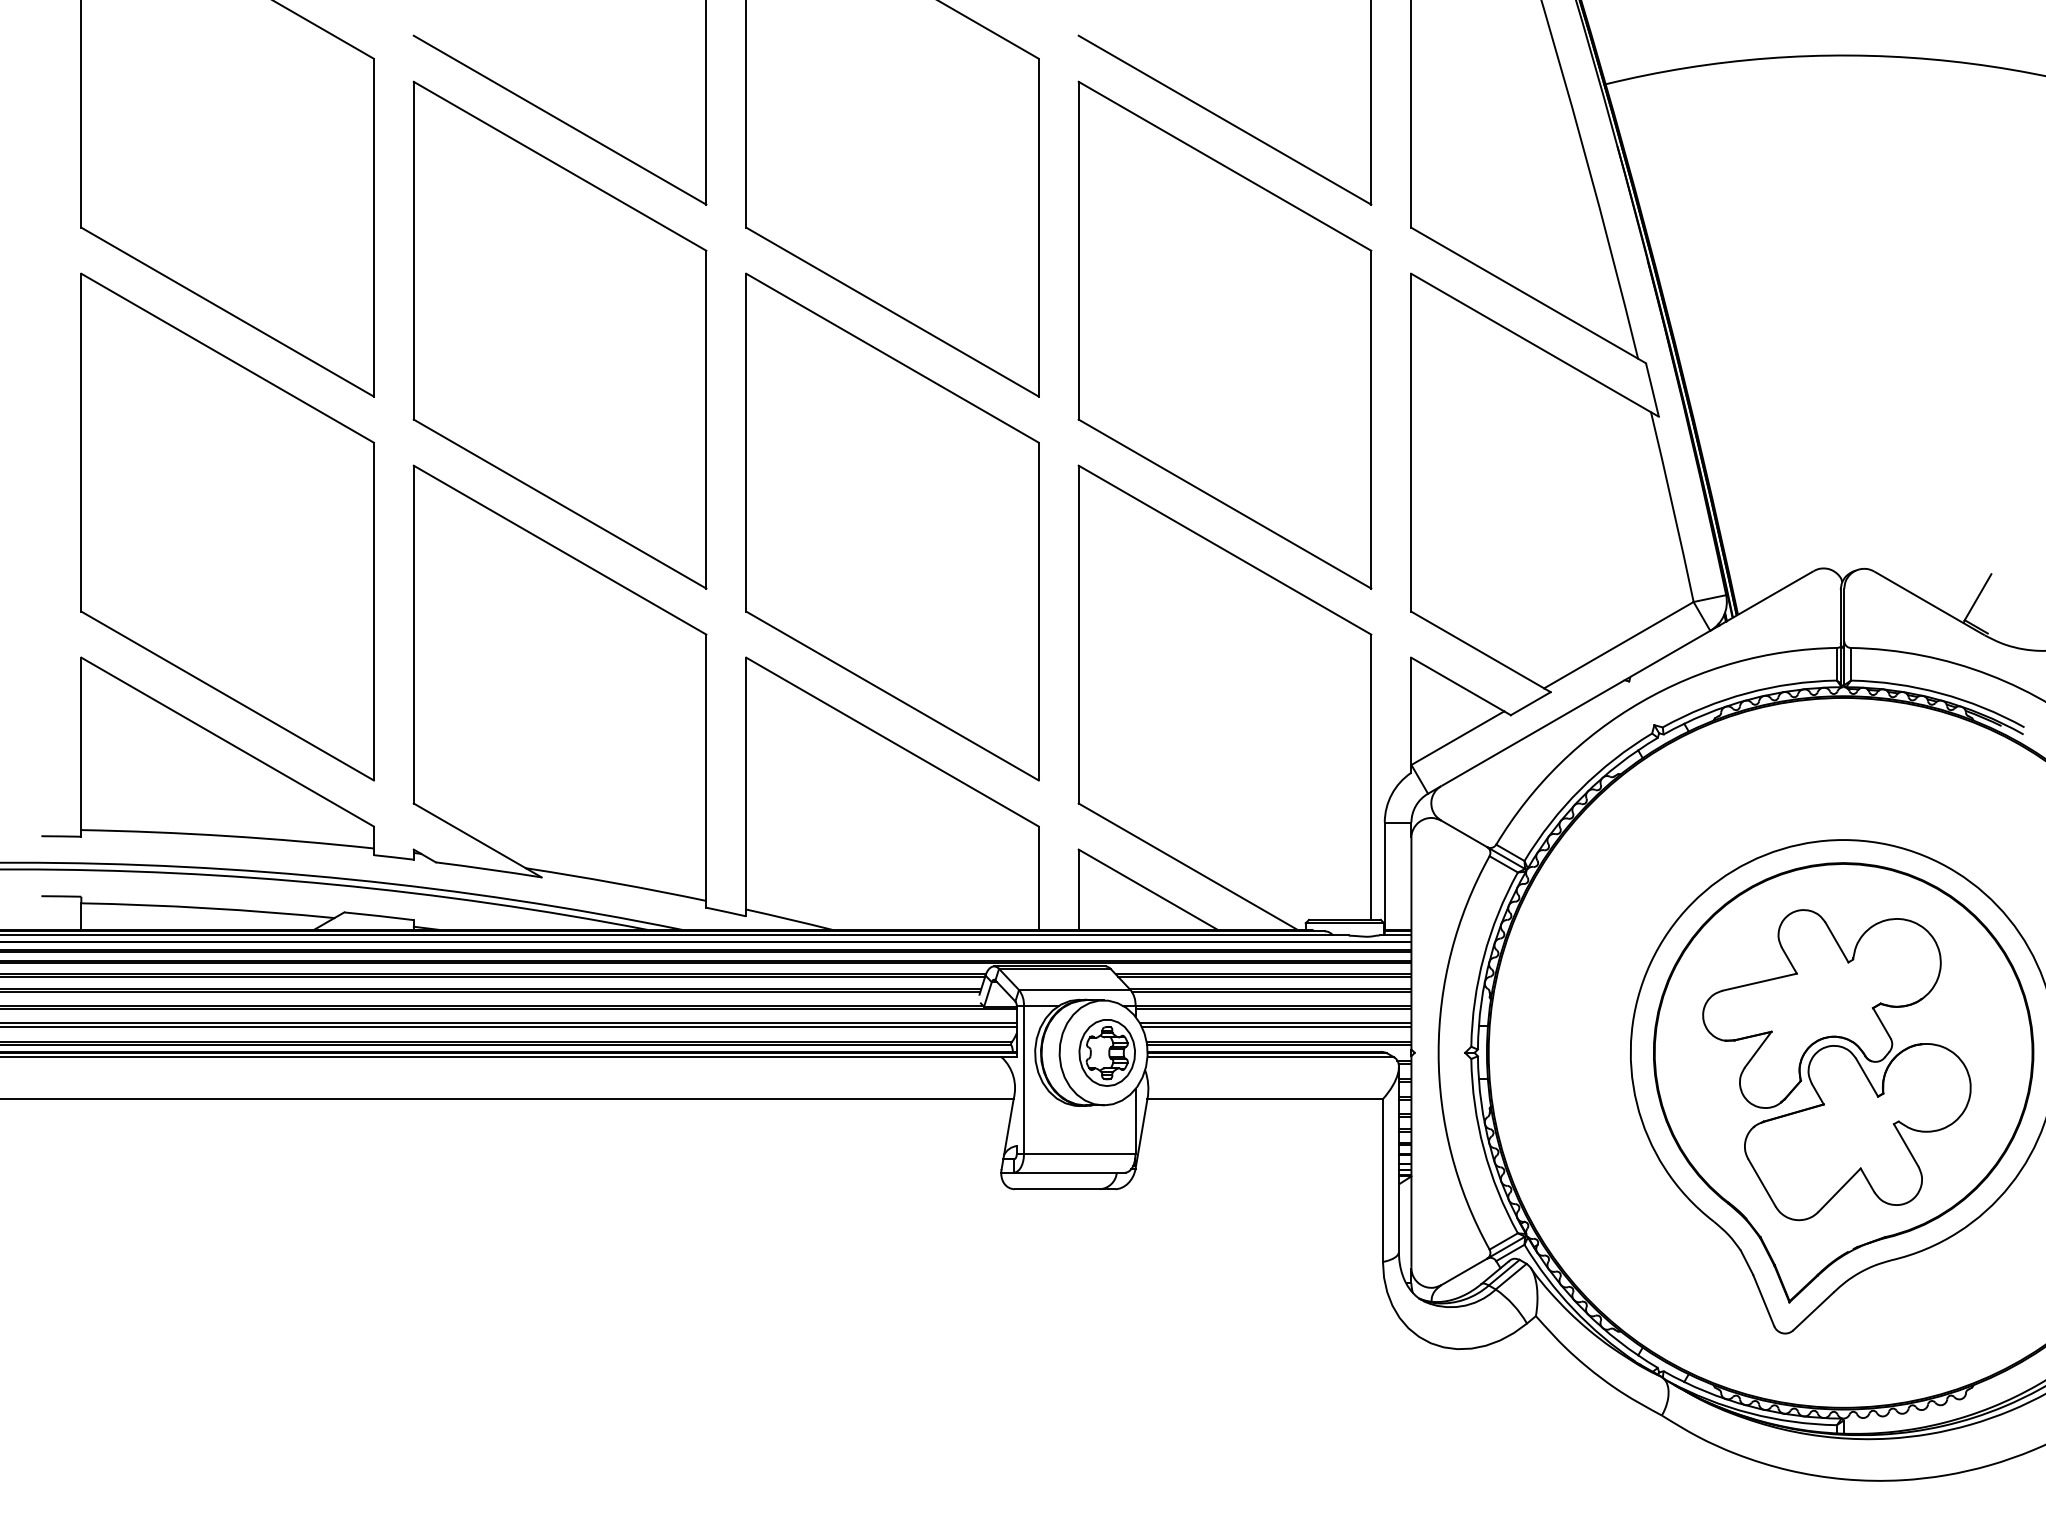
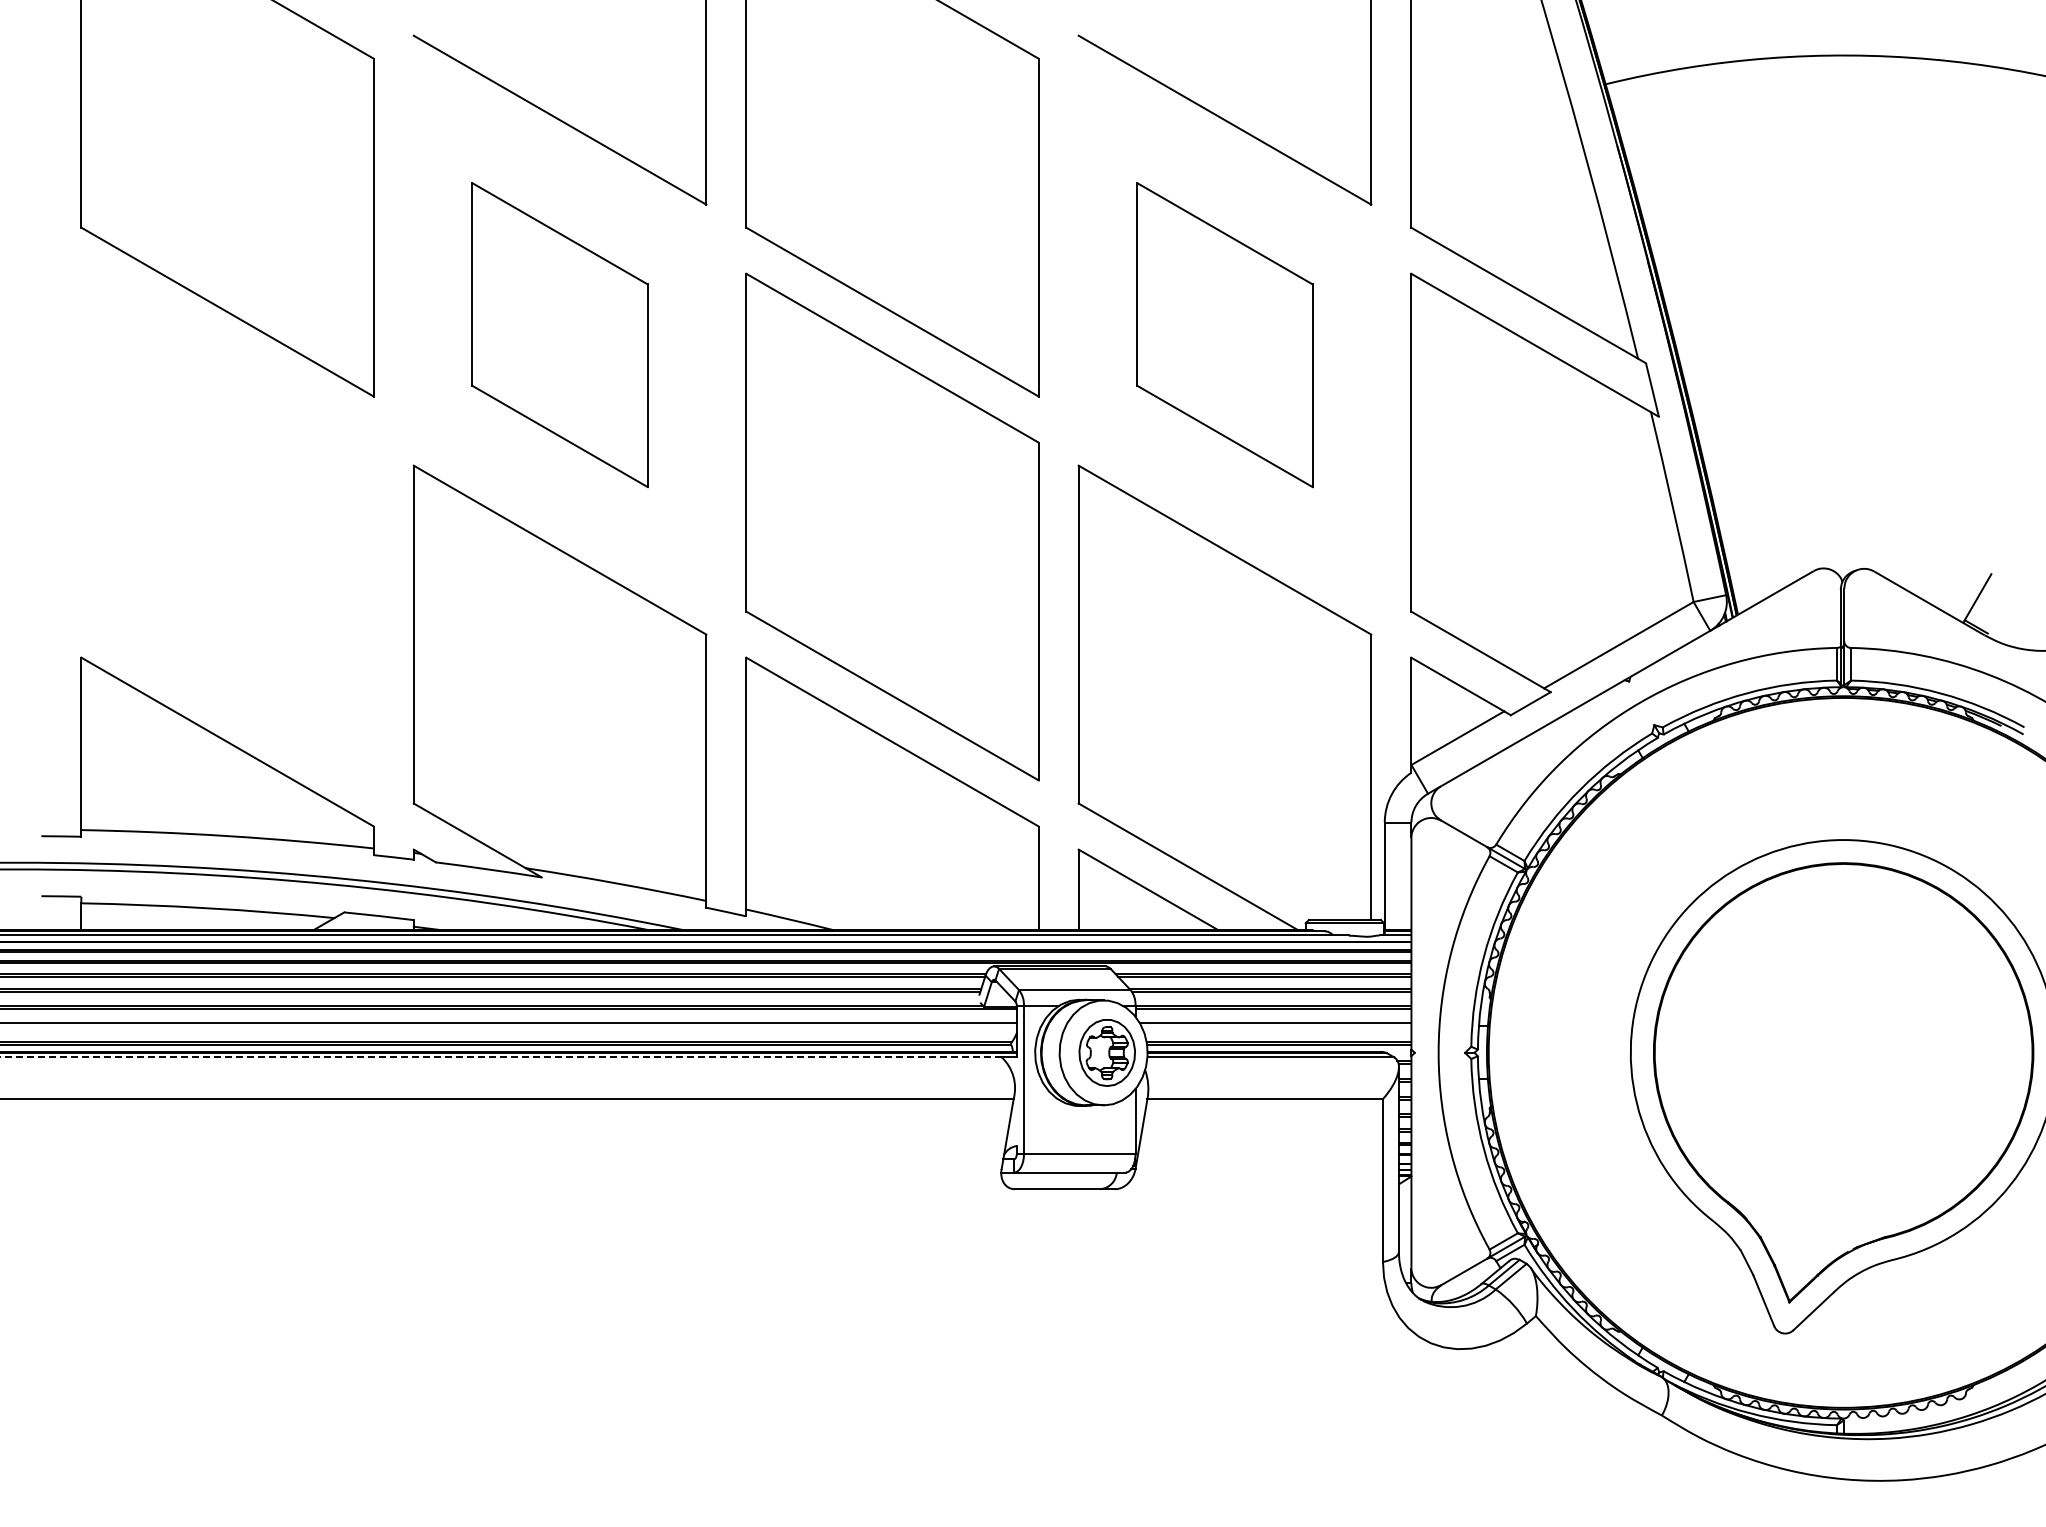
part size: 296x510 px -> 178x307 px (559, 335)
part size: 296x510 px -> 178x307 px (1224, 335)
part: present -> none (227, 526)
line: present -> none (509, 1026)
line: present -> none (1276, 1026)
line: solid -> dashed (501, 1057)
part: present -> none (1836, 1065)
